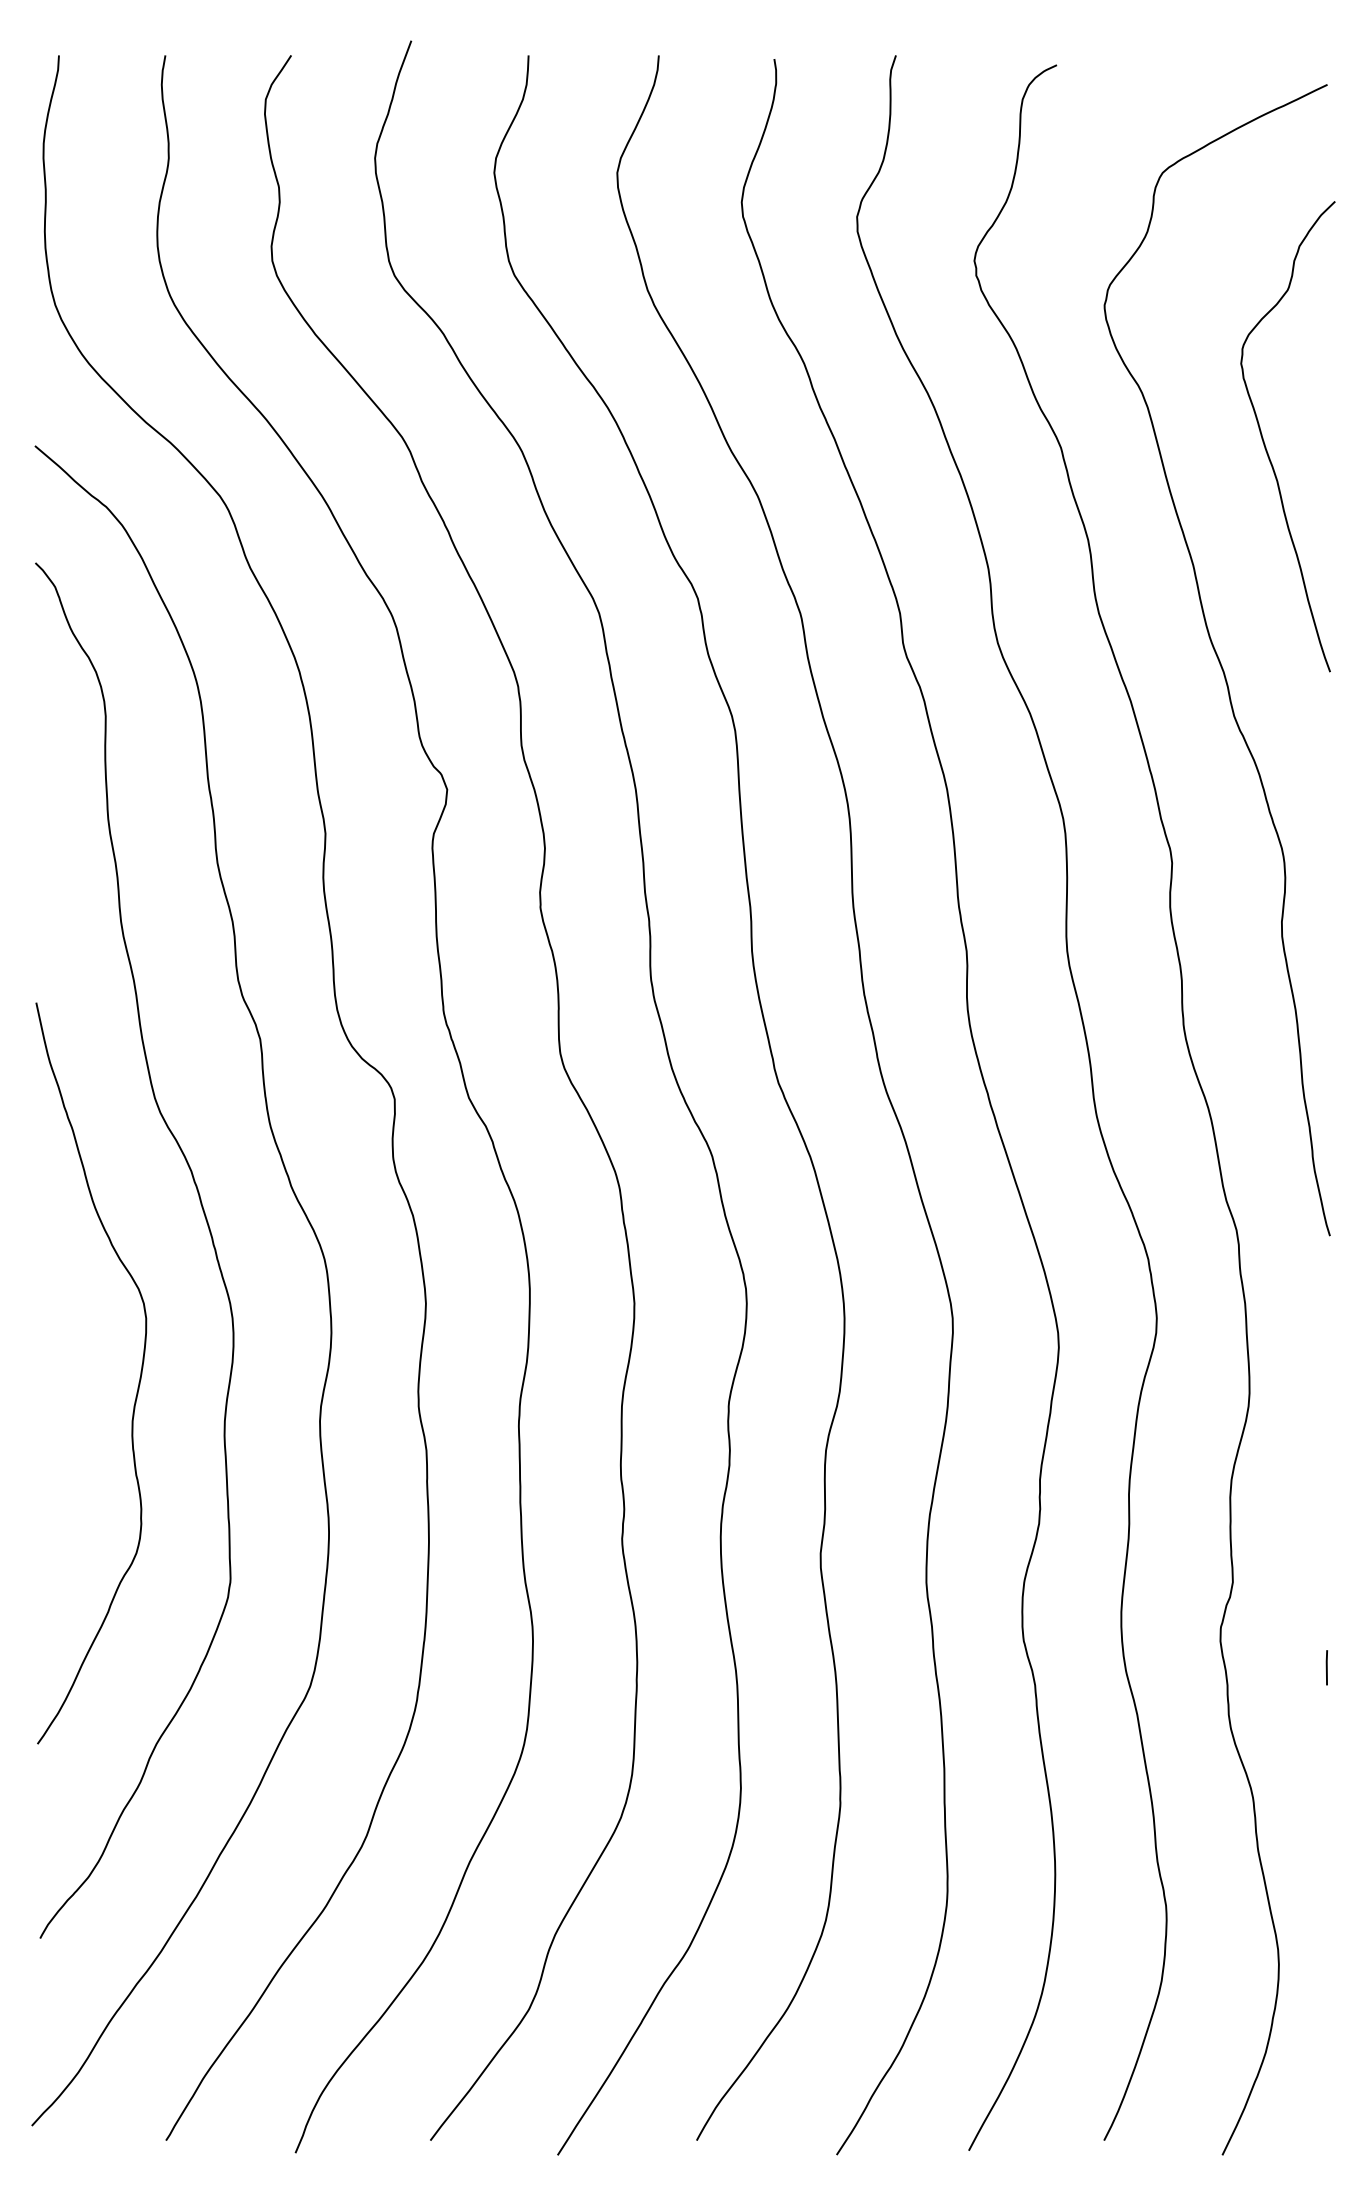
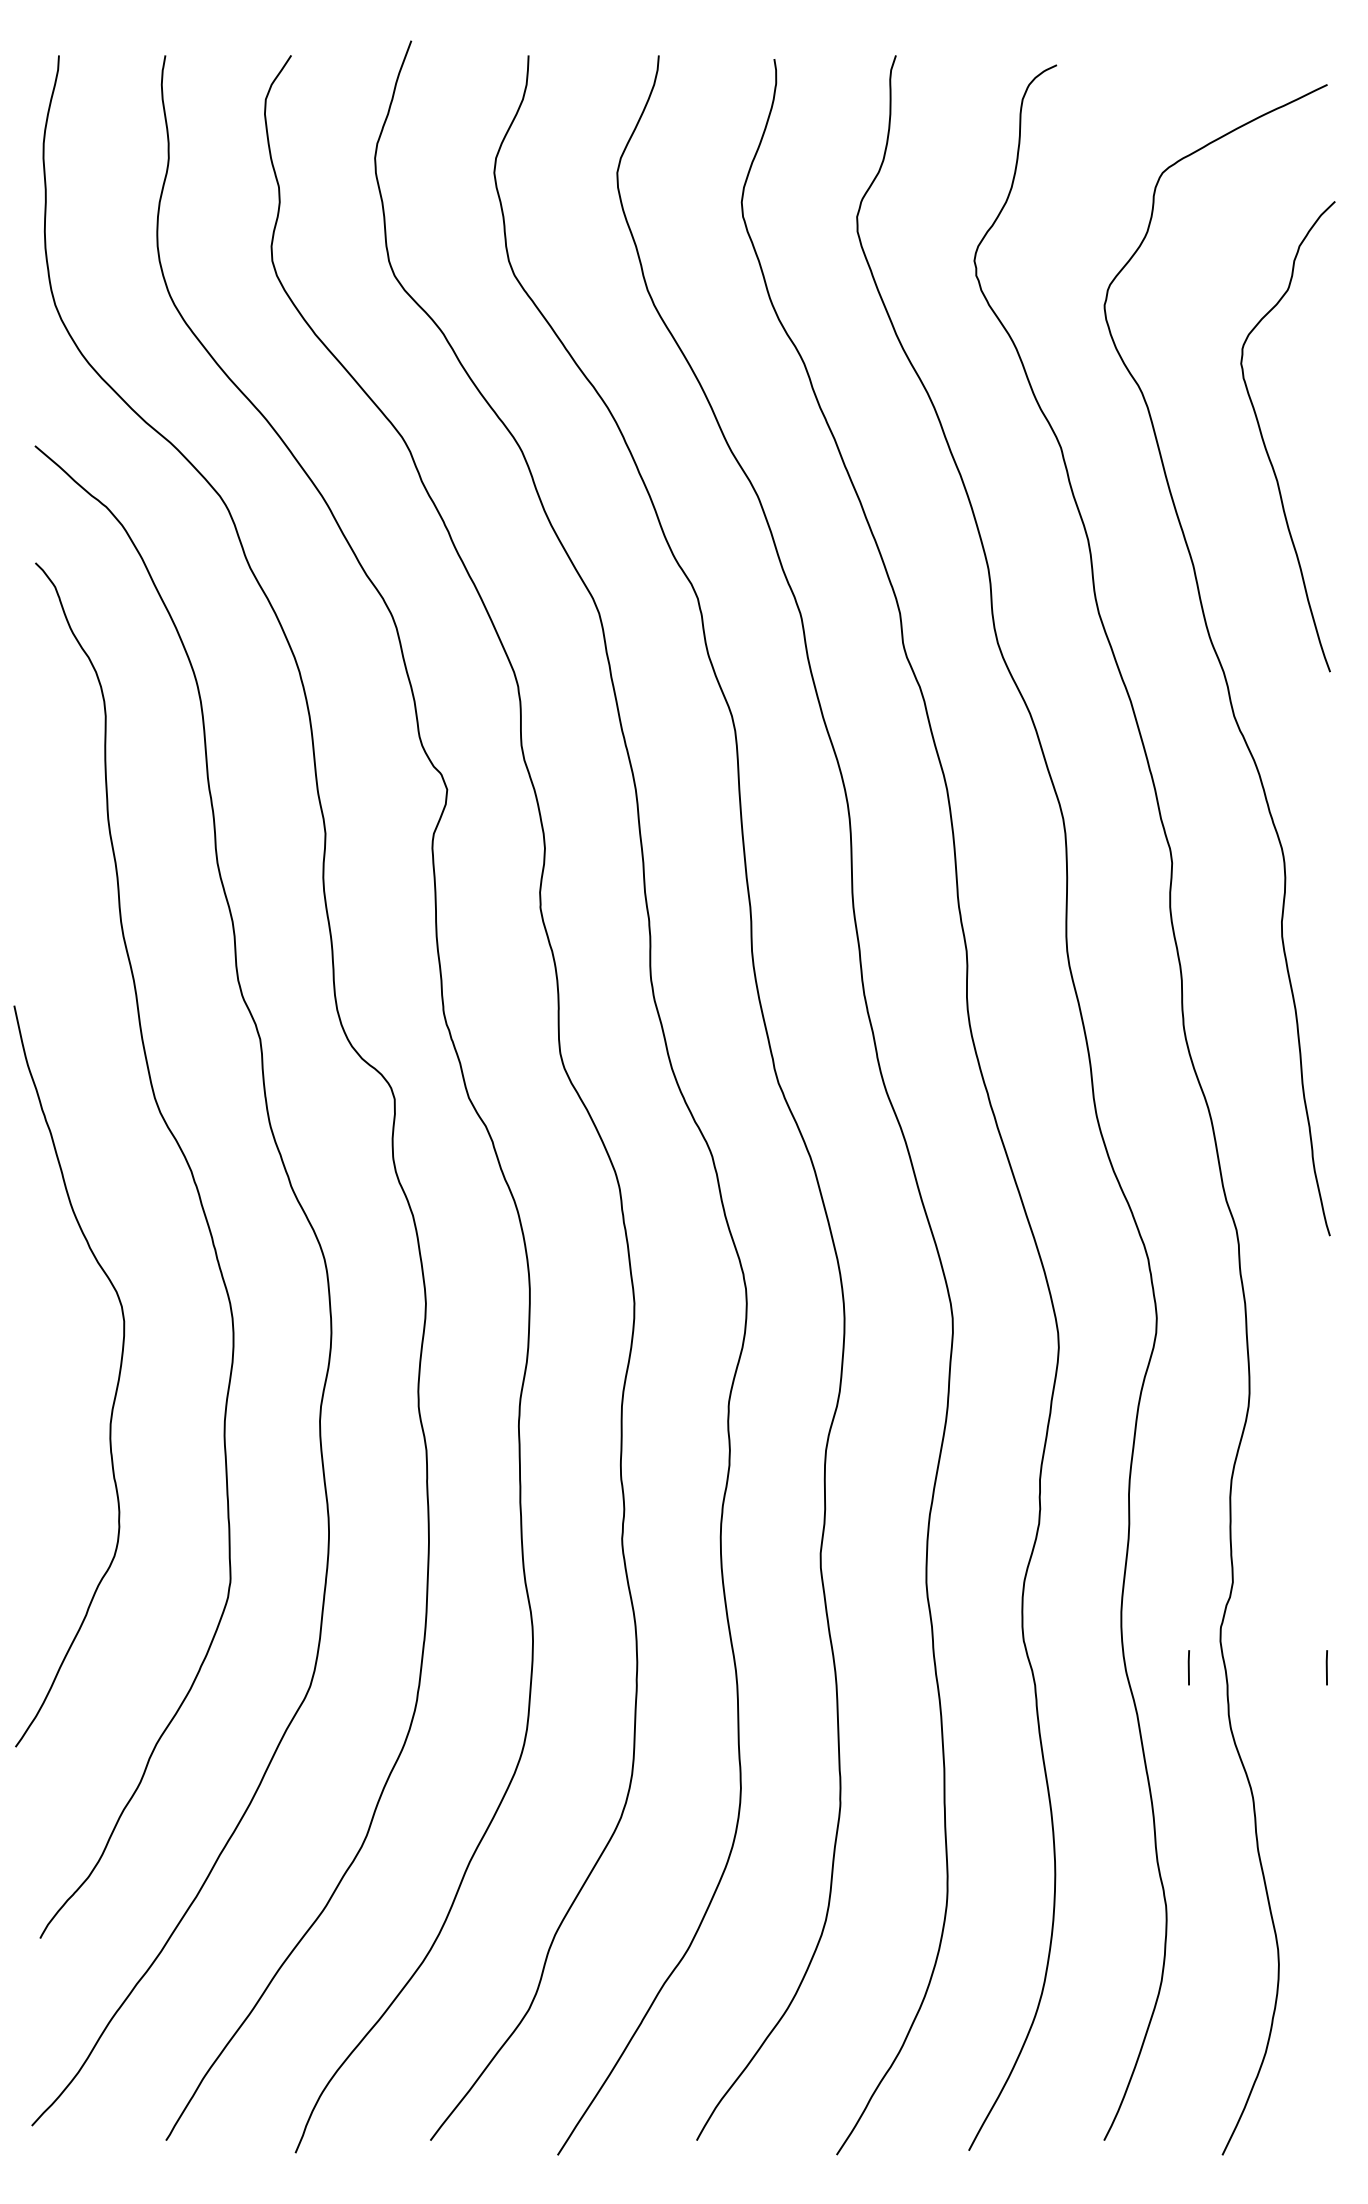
curve position: (138, 1382) -> (116, 1385) (116, 1385)
line: none -> present (1188, 1667)
